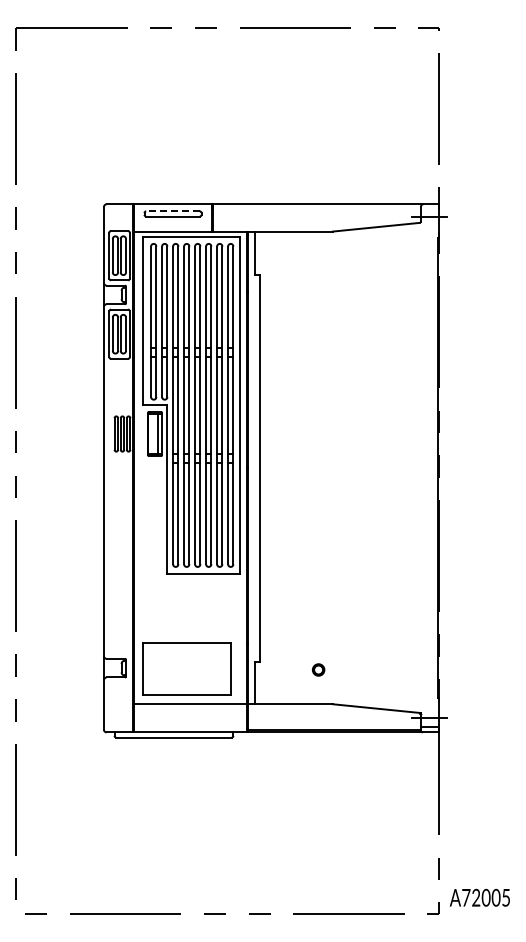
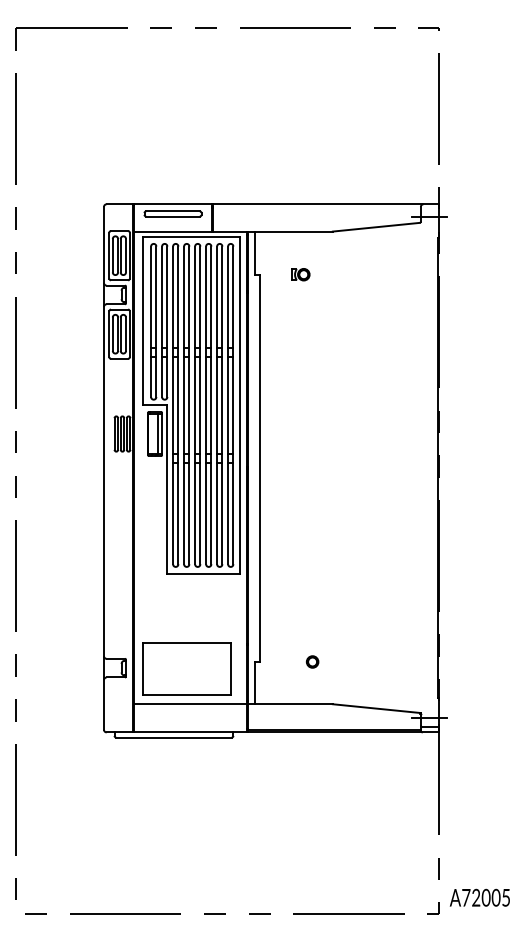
line: dashed -> solid (173, 211)
part: none -> present (300, 274)
part position: (318, 669) -> (312, 661) (312, 661)
